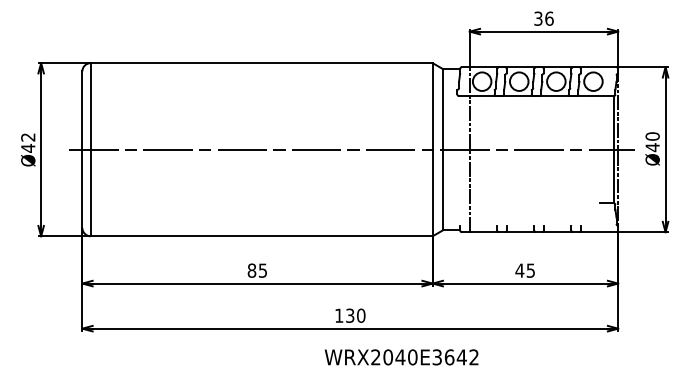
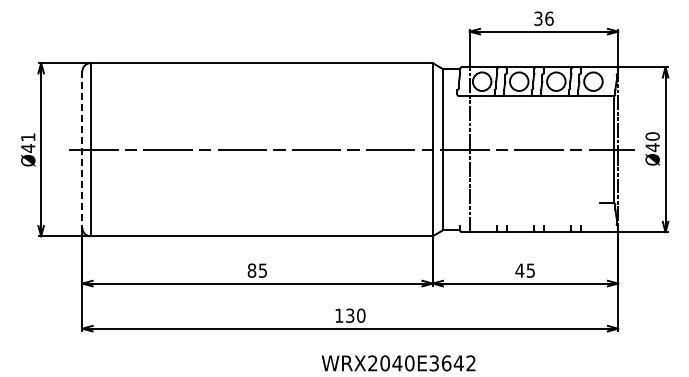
text: Ø42 -> Ø41 (28, 137)
line: solid -> dashed (82, 150)
text position: (401, 357) -> (398, 363) (398, 363)
